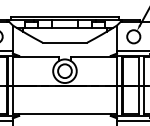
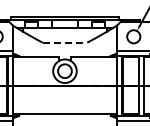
line: solid -> dashed (65, 42)
